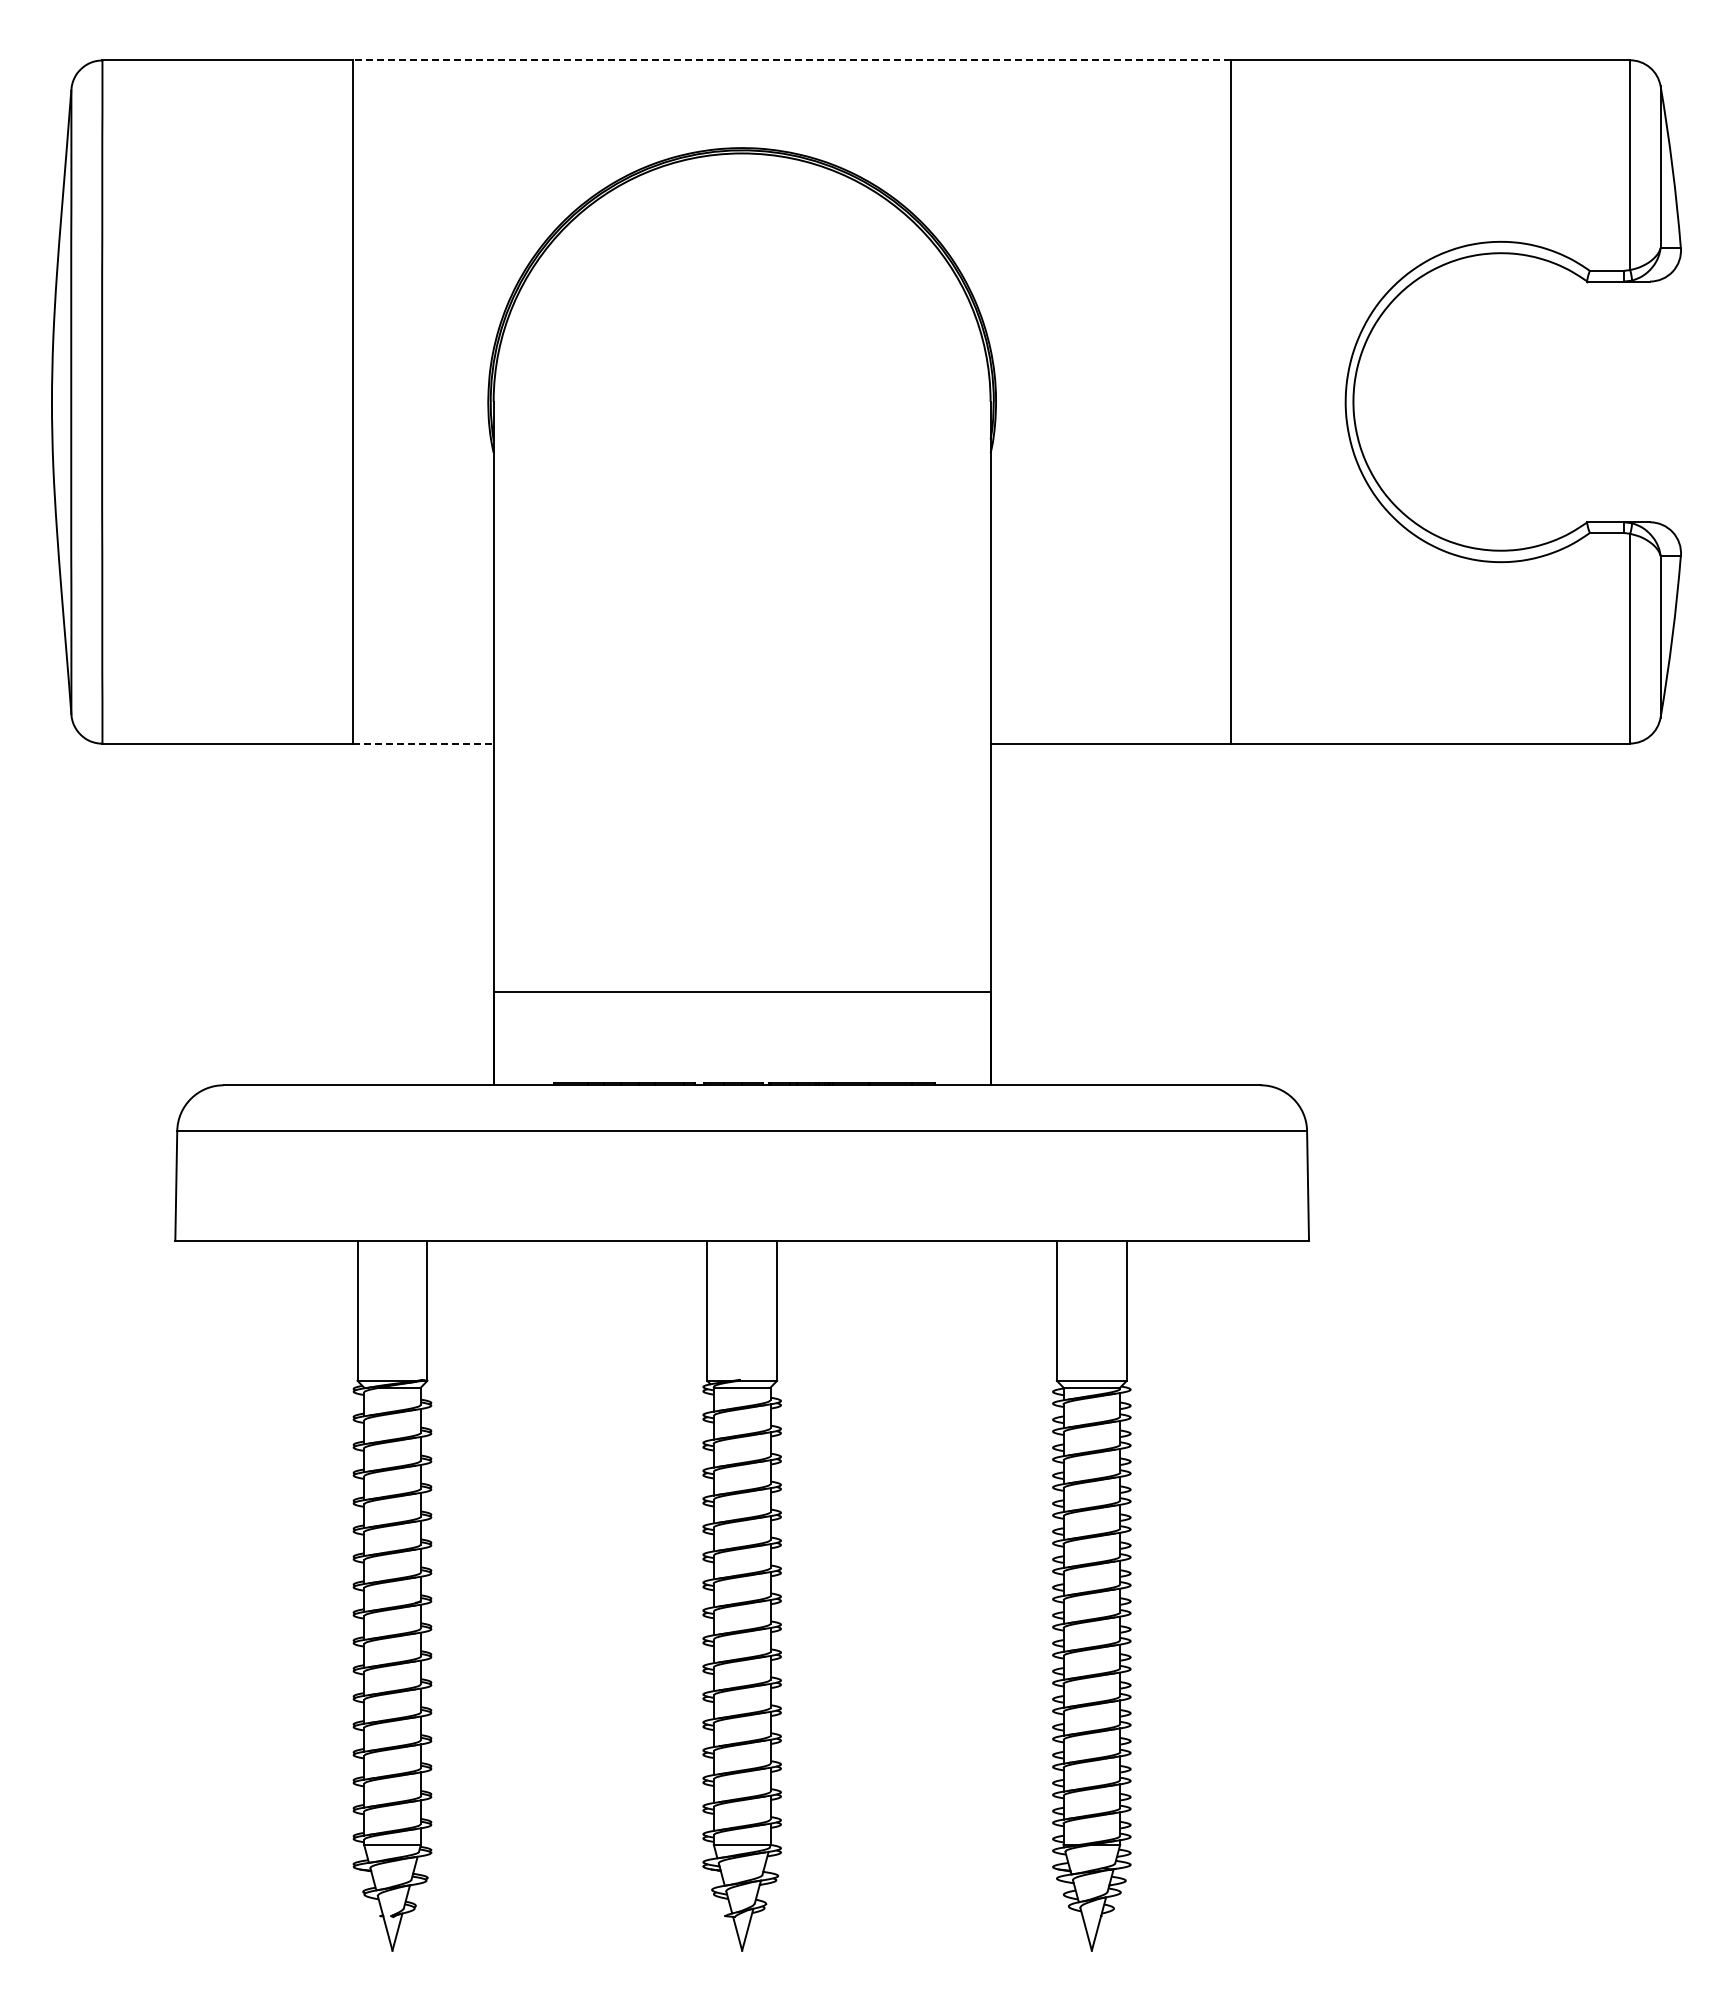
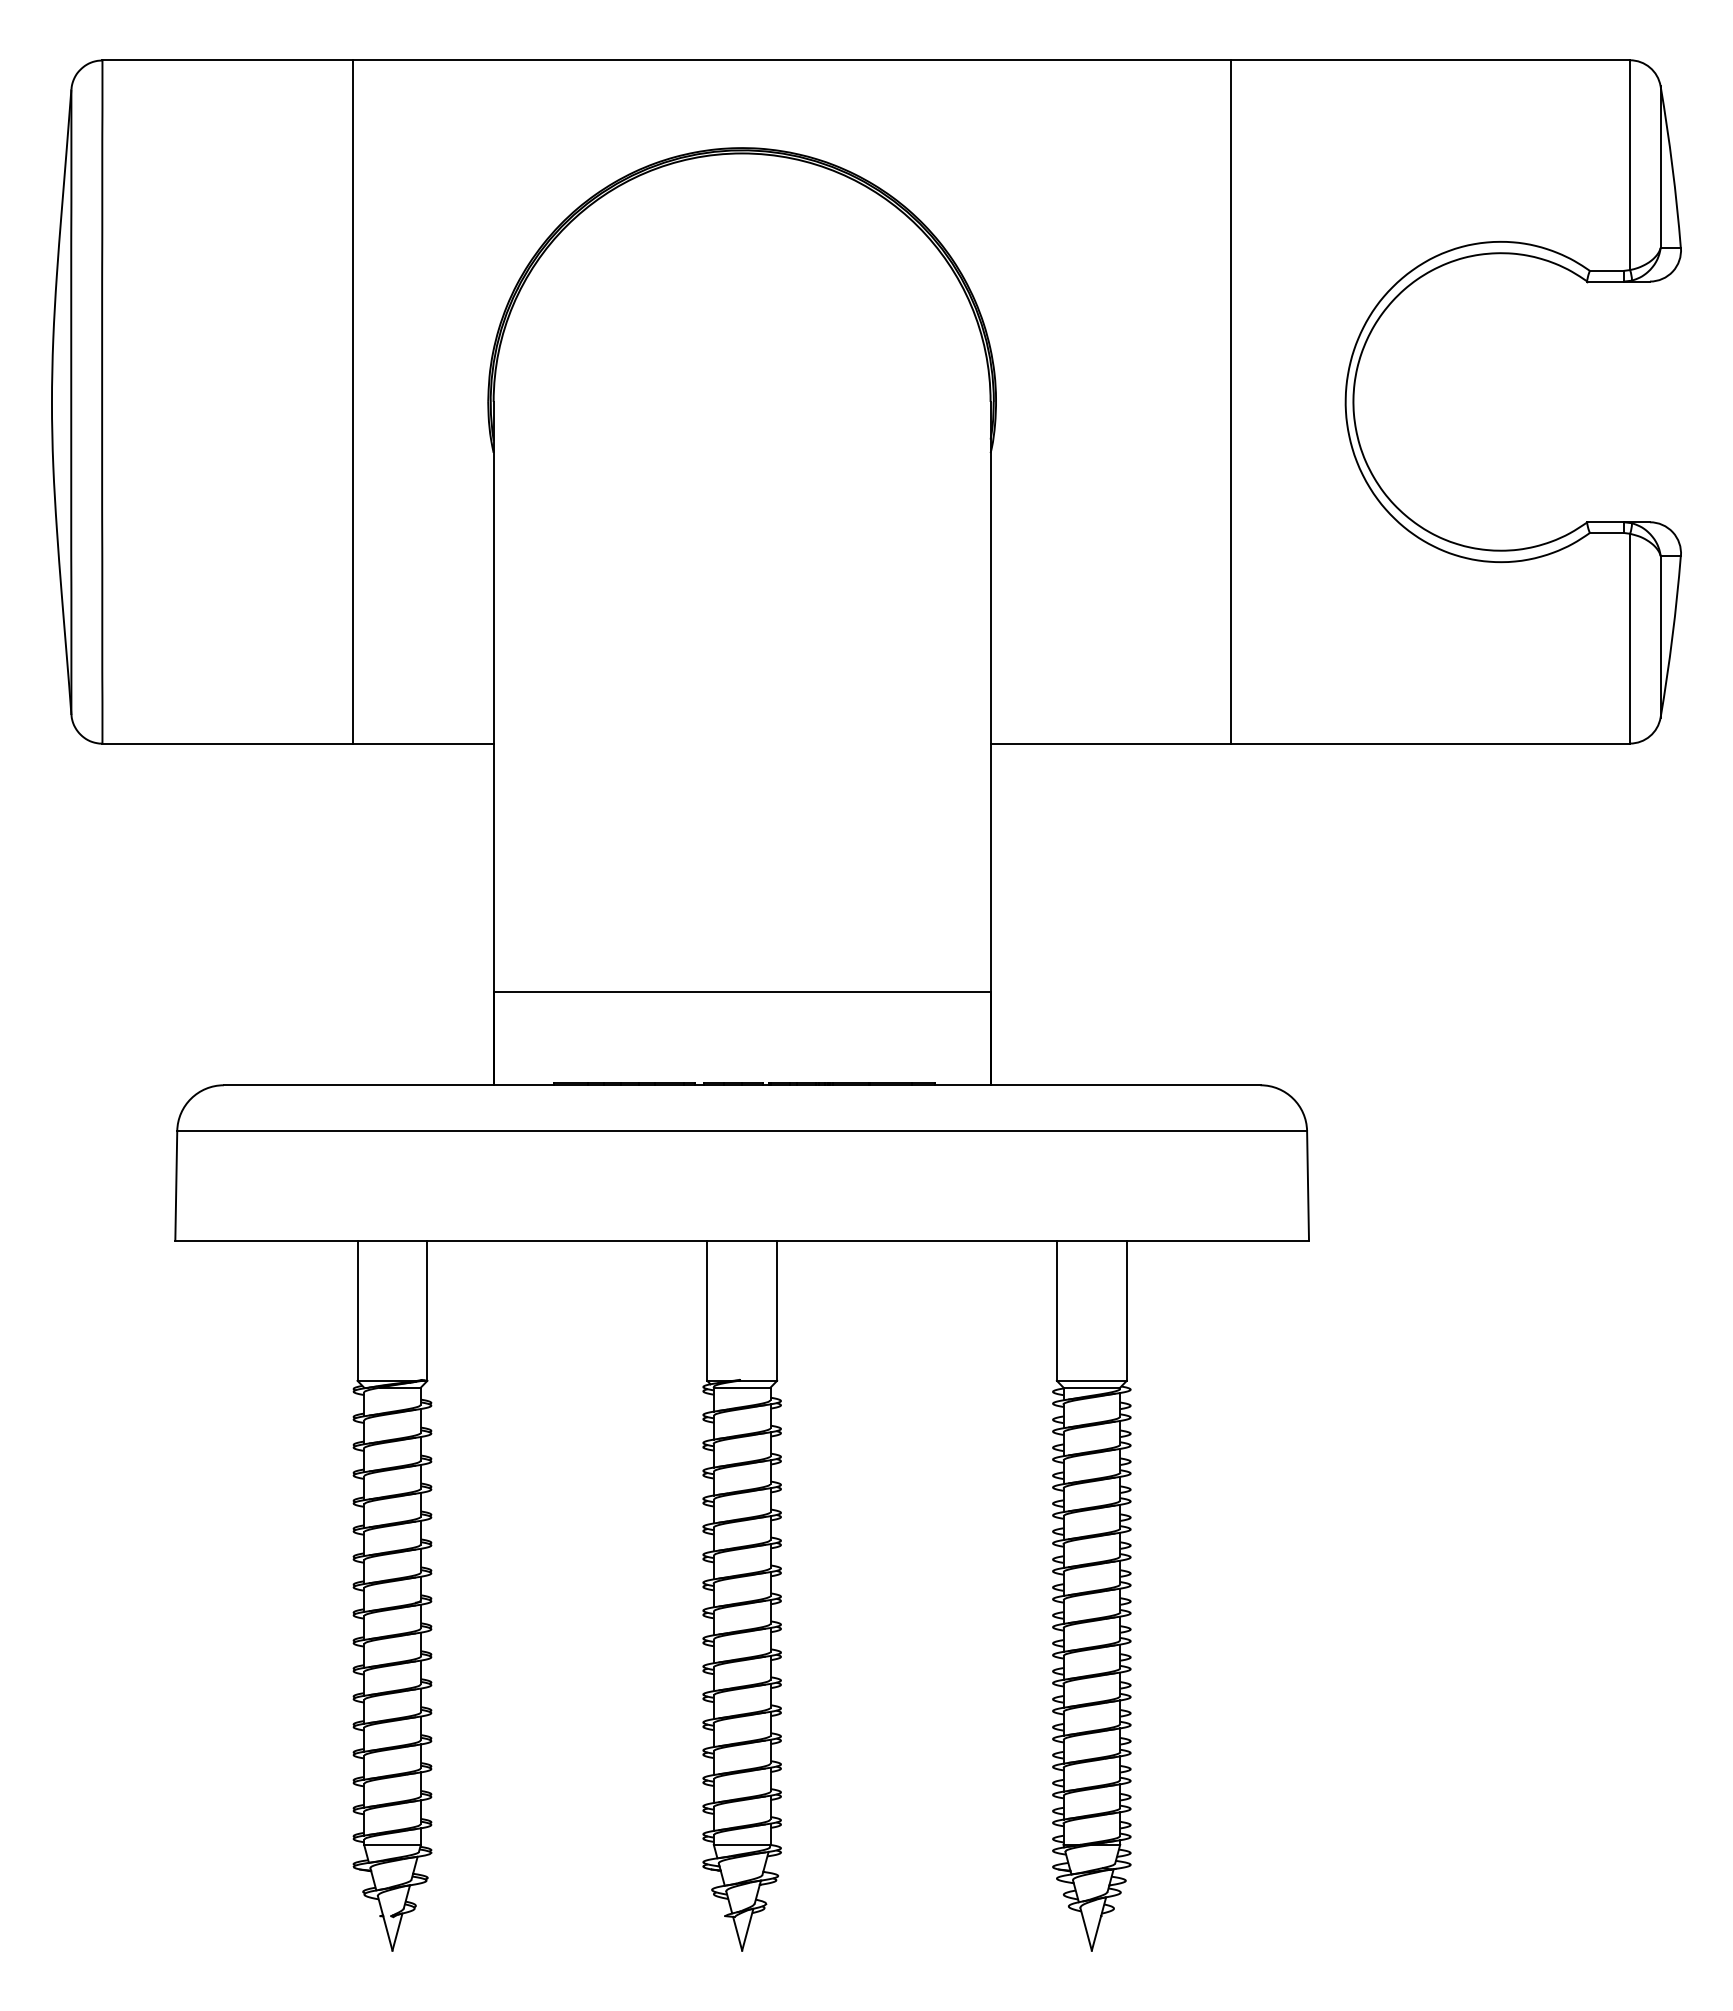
line: dashed -> solid (791, 60)
line: dashed -> solid (423, 743)
